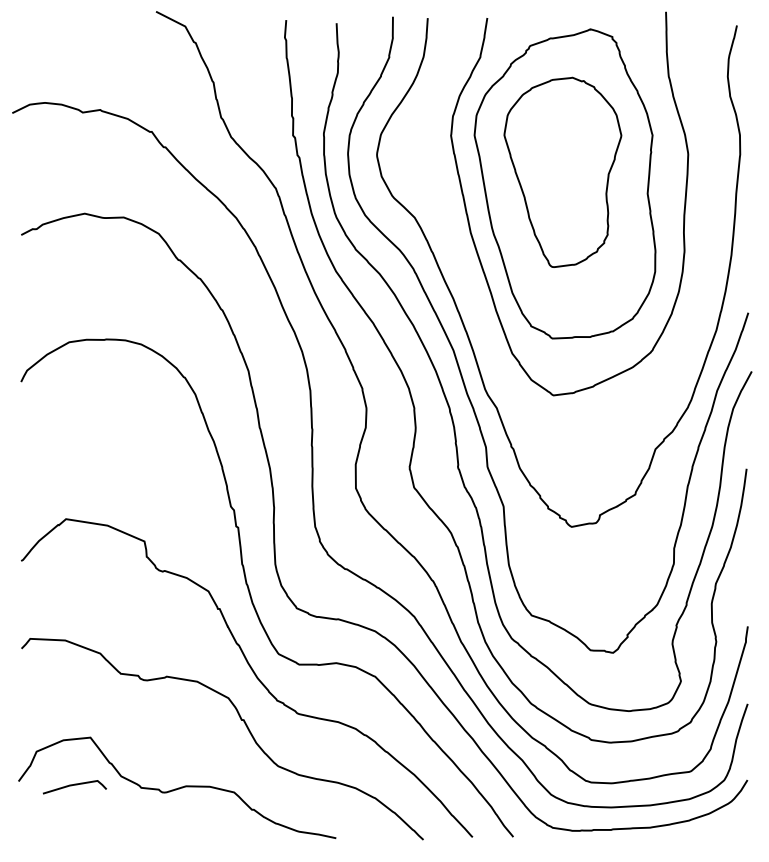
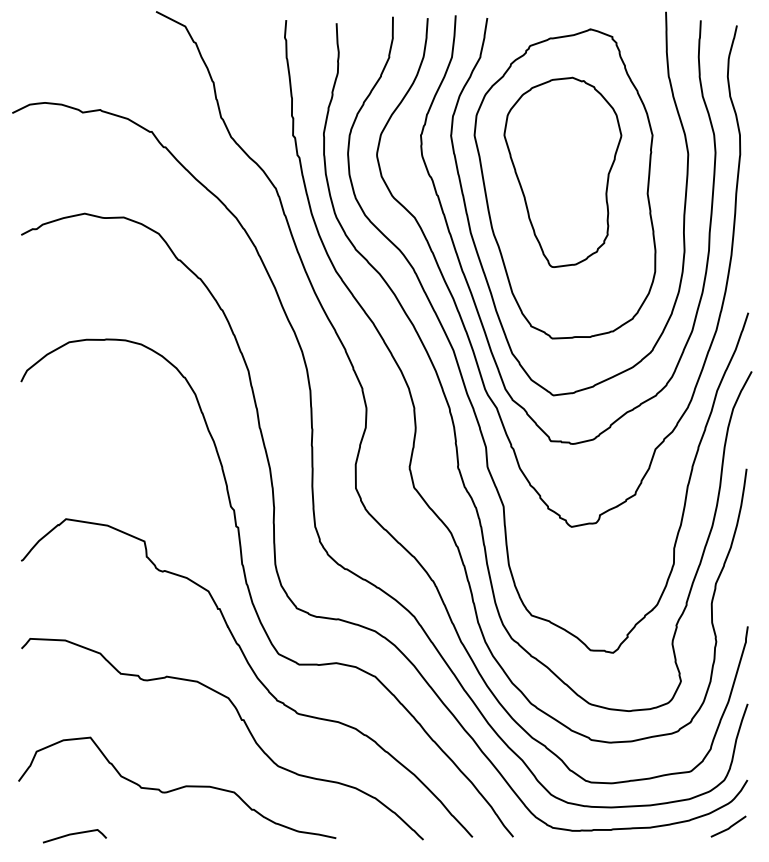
curve: none -> present (464, 272)
line position: (74, 785) -> (74, 834) (74, 834)
curve: none -> present (729, 826)
